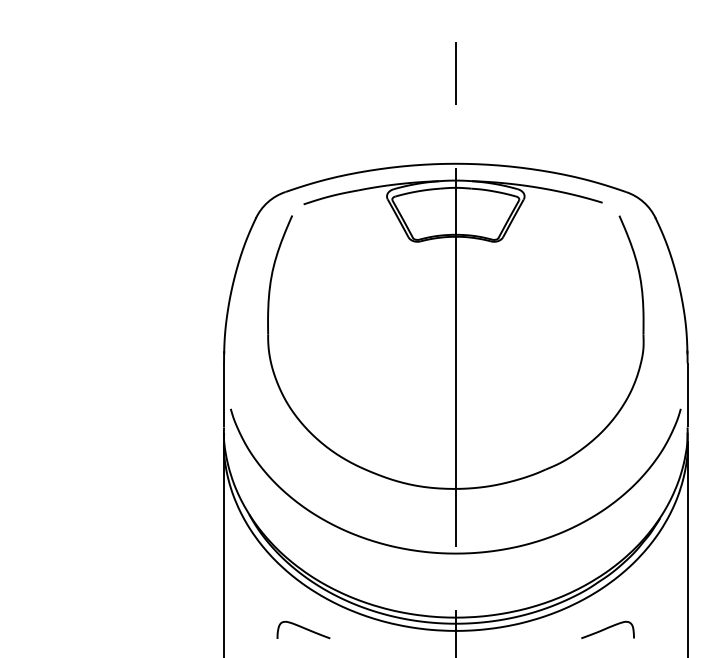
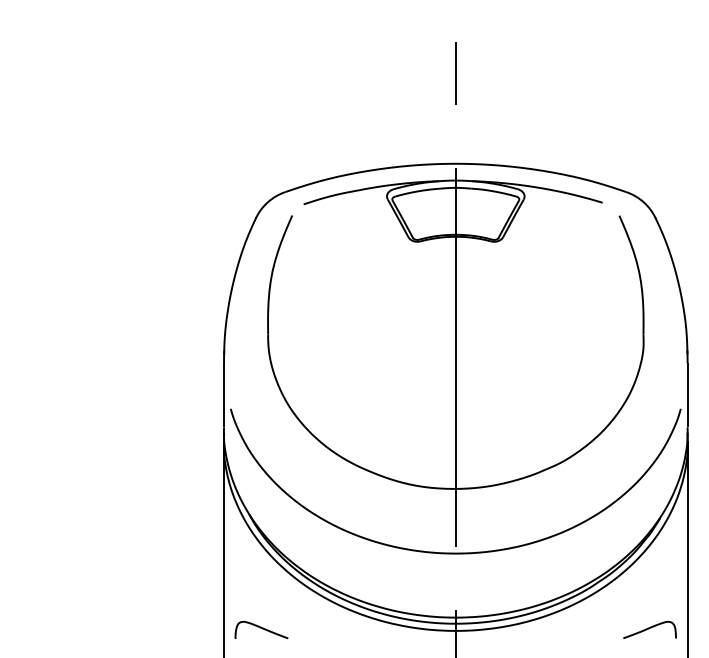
curve position: (303, 628) -> (261, 628) (261, 628)
curve position: (607, 629) -> (649, 629) (649, 629)
